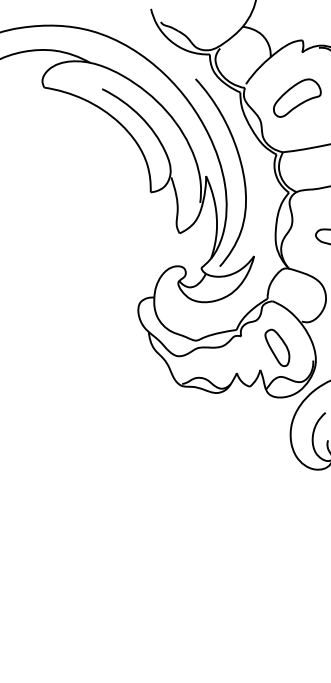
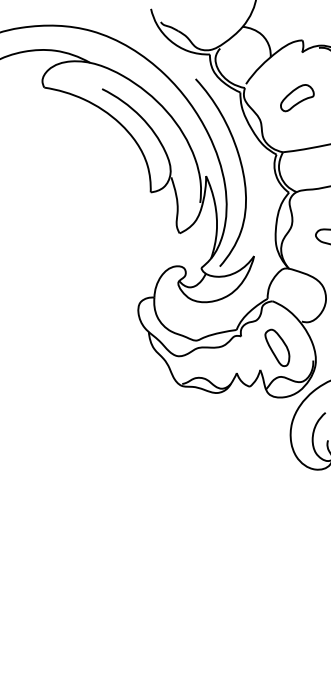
part size: 49x40 px -> 35x29 px (297, 98)
